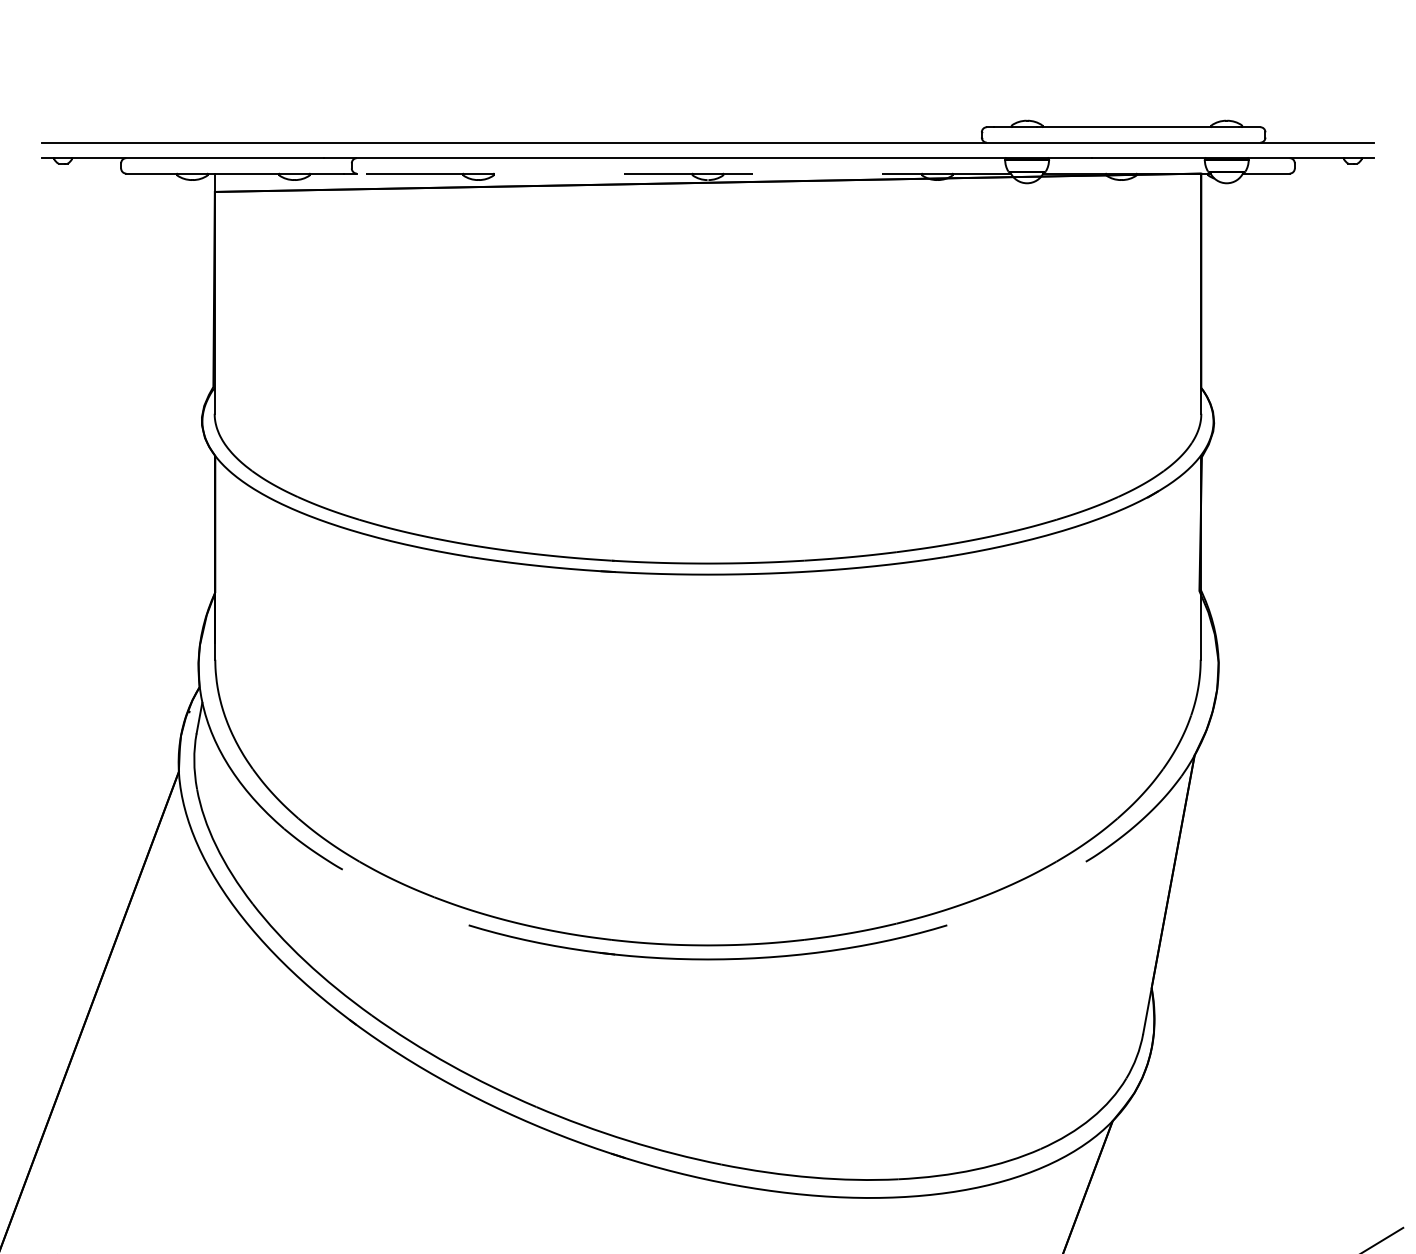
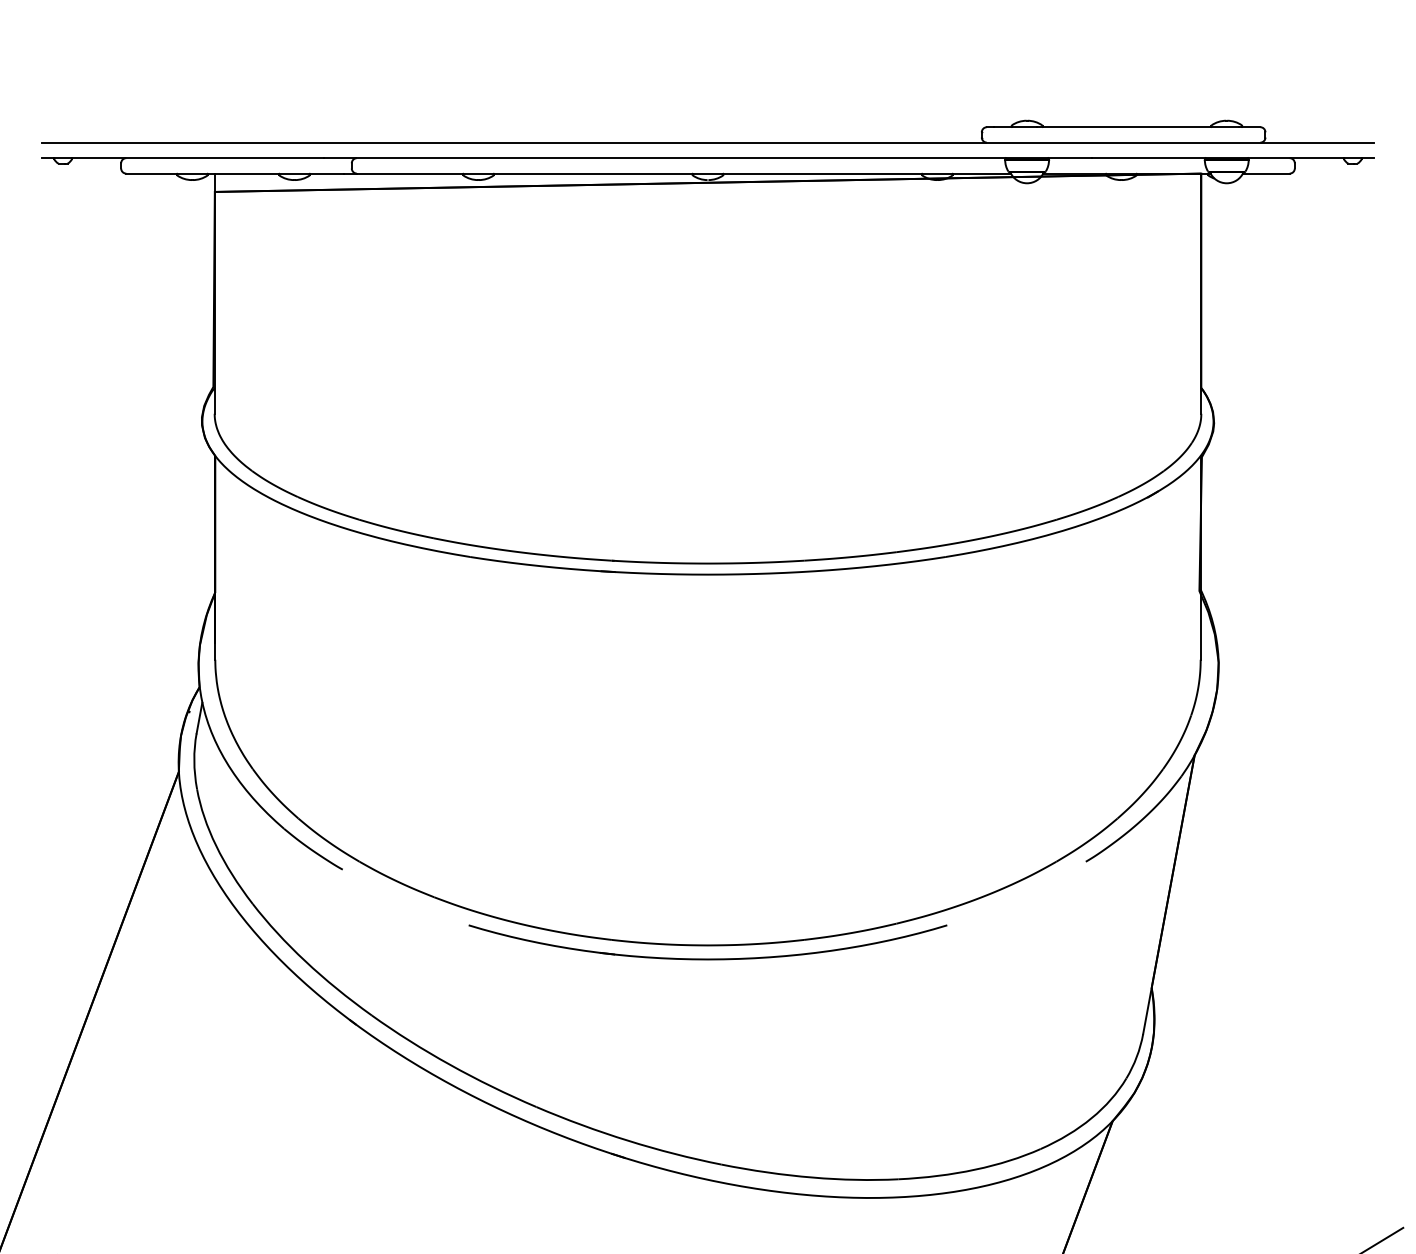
line: dashed -> solid (683, 173)
